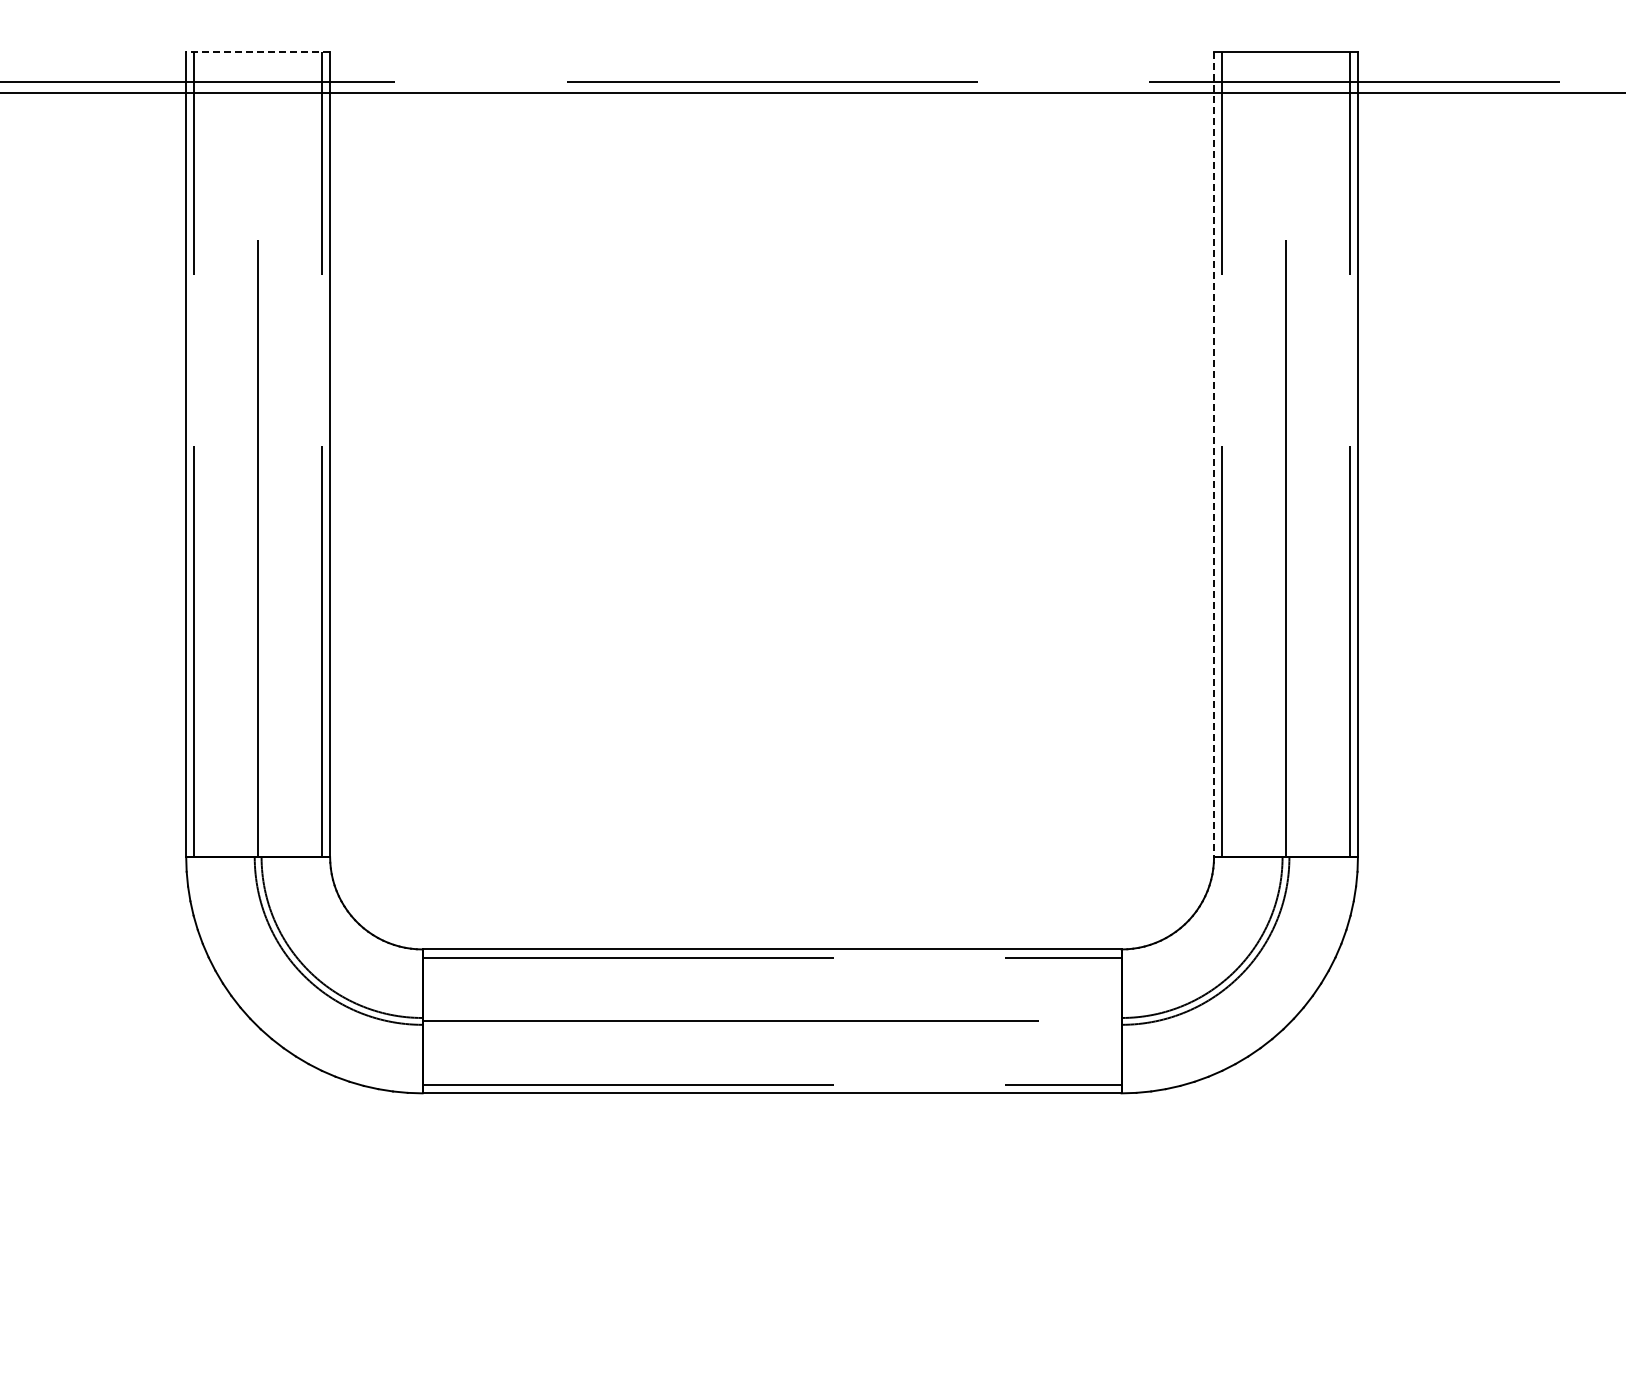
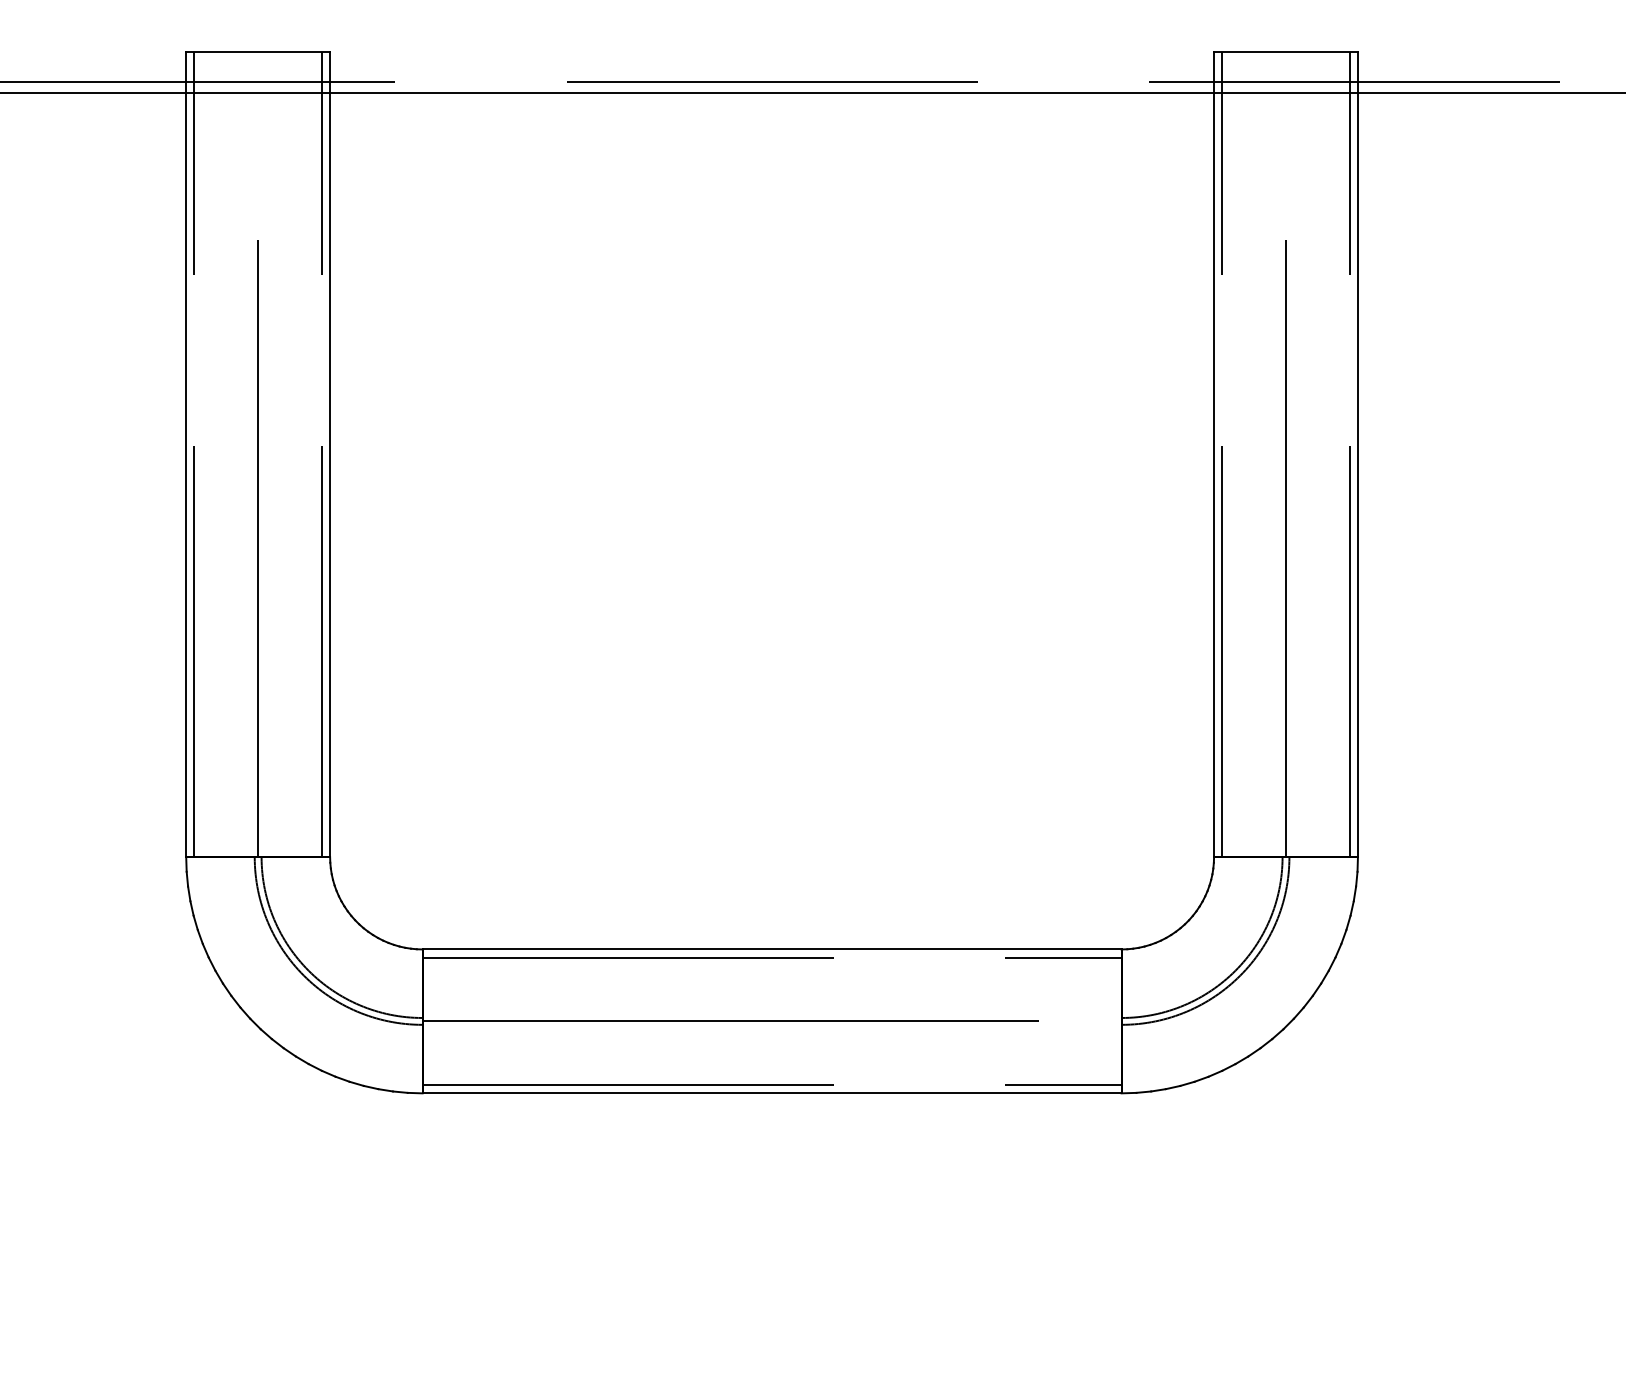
line: dashed -> solid (258, 51)
line: dashed -> solid (1214, 454)
